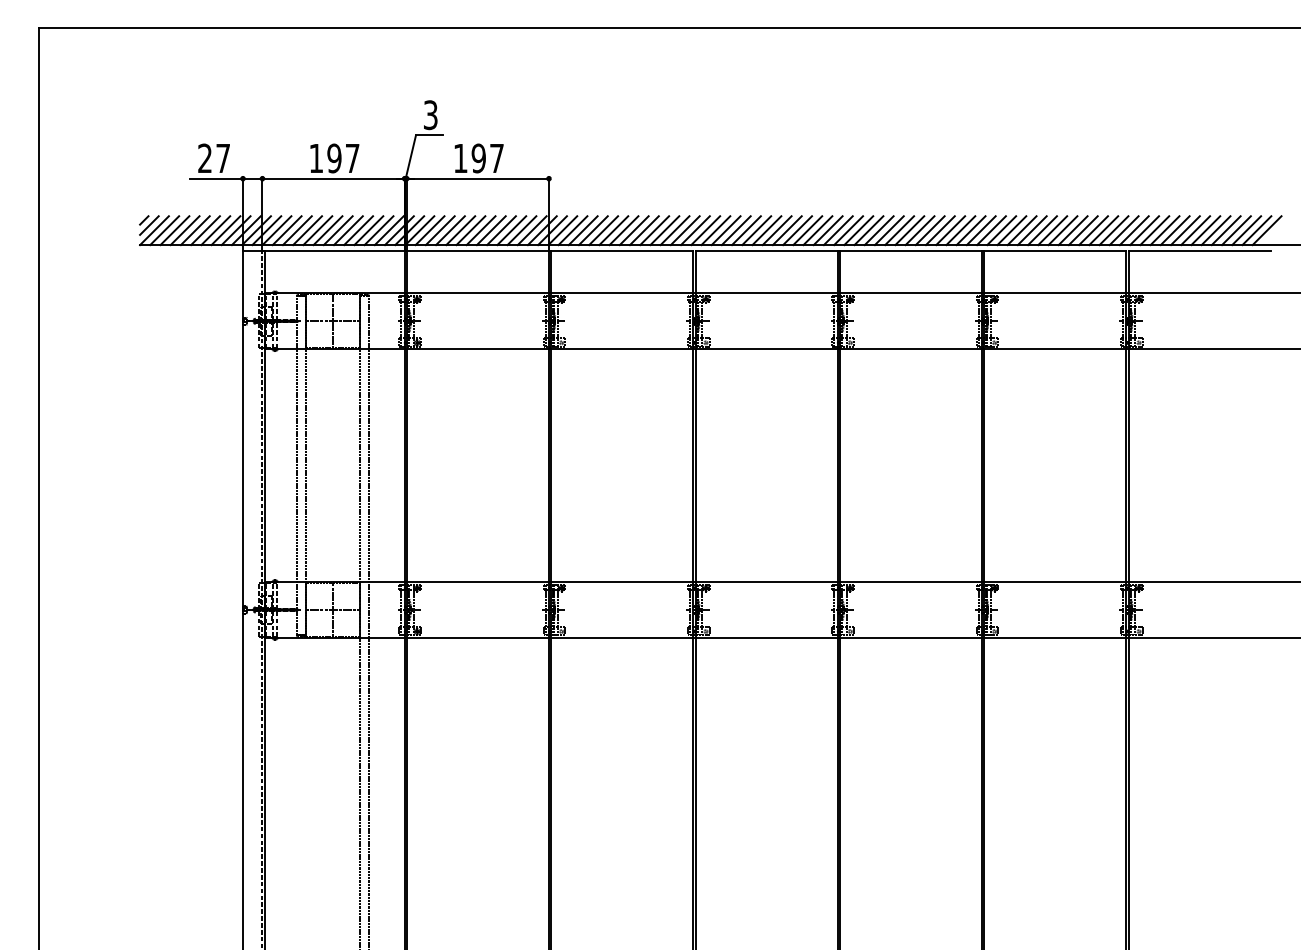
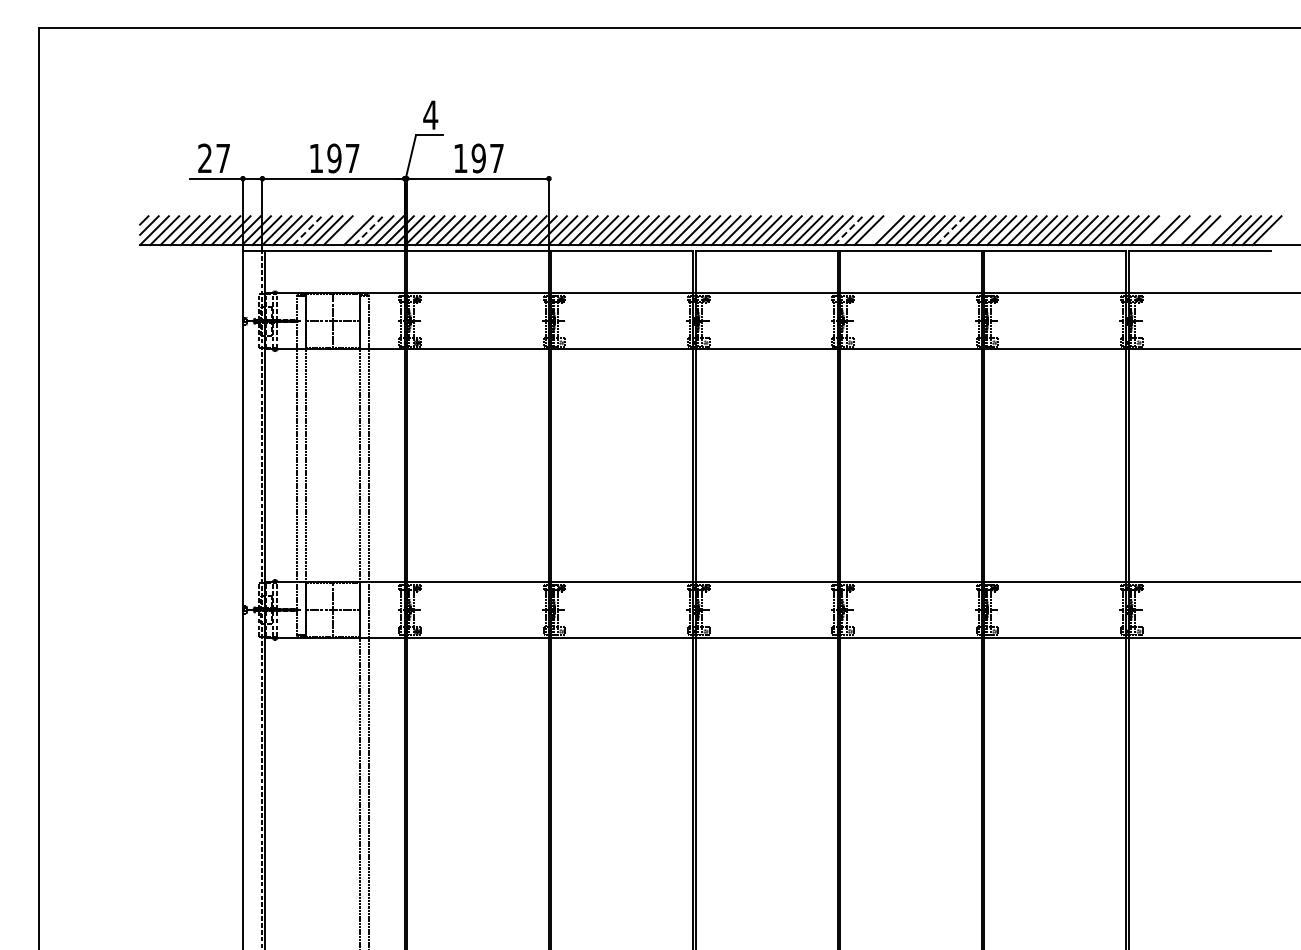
text: 3 -> 4 (430, 115)
line: solid -> dashed (307, 230)
line: present -> none (347, 230)
line: solid -> dashed (369, 230)
line: solid -> dashed (848, 230)
line: present -> none (878, 230)
line: solid -> dashed (951, 230)
line: present -> none (1154, 230)
line: present -> none (1185, 230)
line: present -> none (1215, 230)
